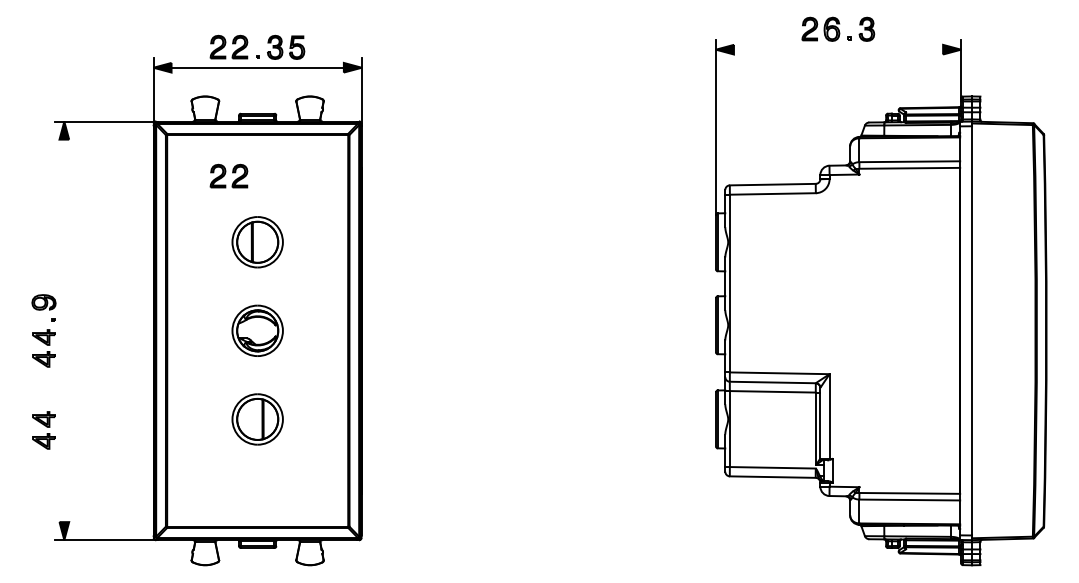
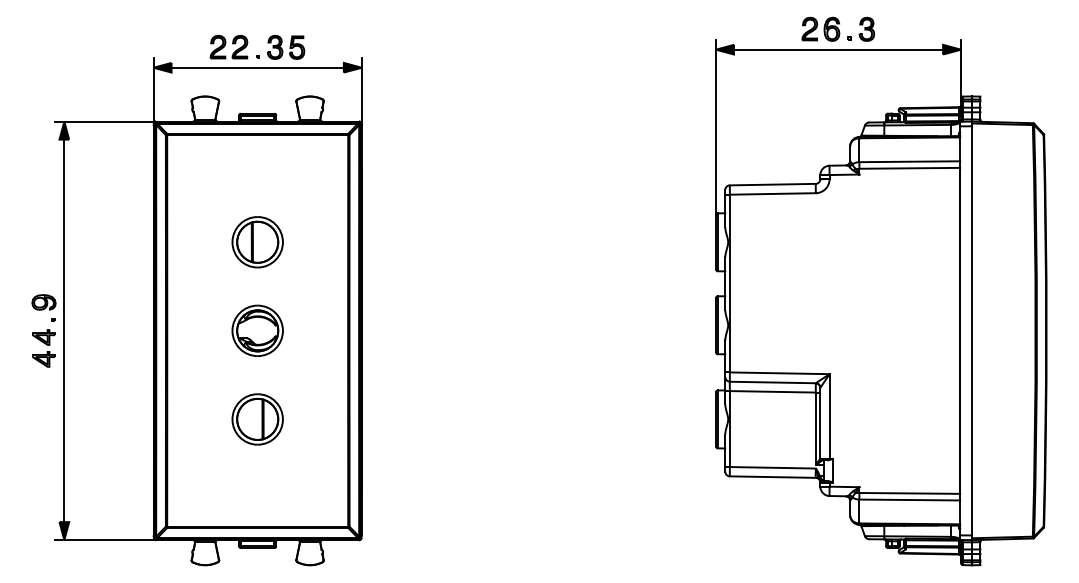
line: none -> present (838, 49)
part: present -> none (228, 175)
line: none -> present (64, 330)
part: present -> none (43, 430)
